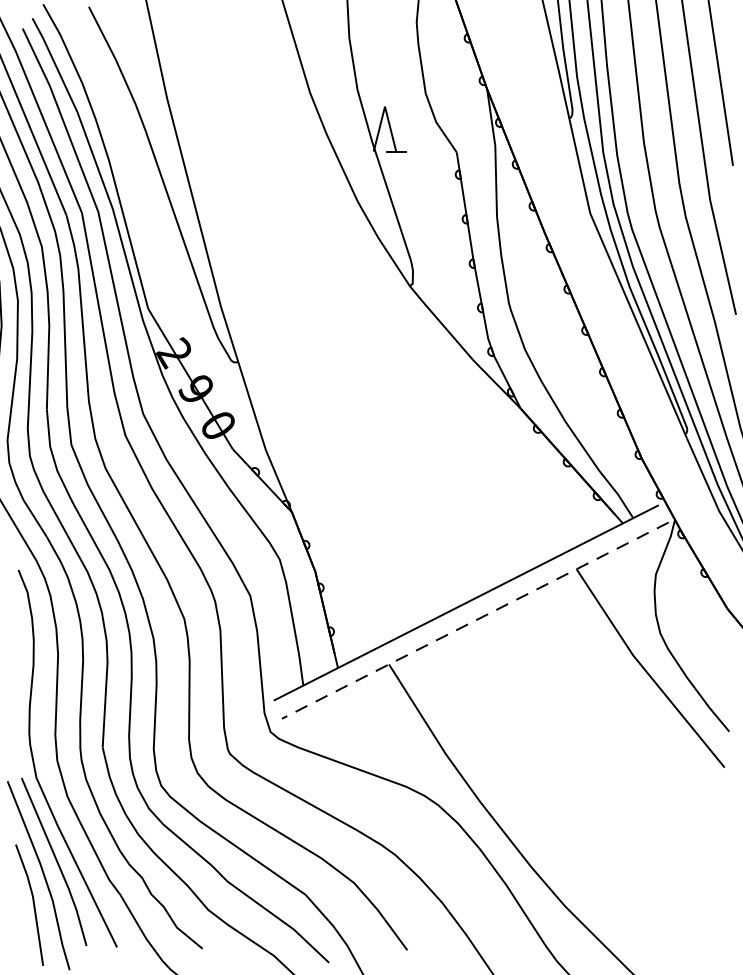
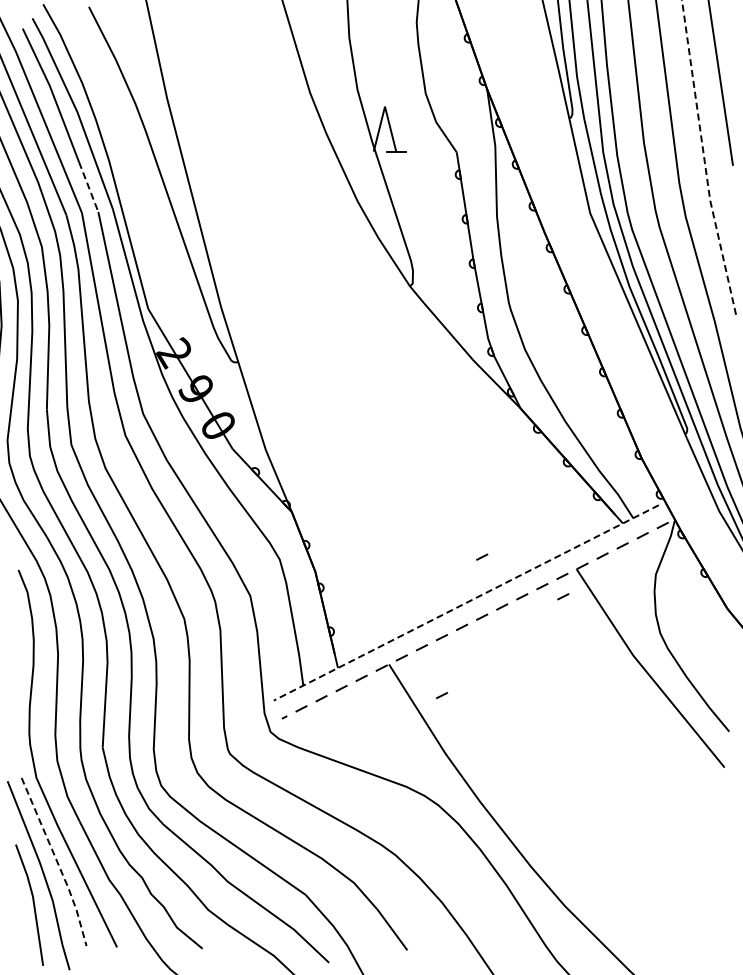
line: solid -> dashed (704, 158)
line: solid -> dashed (88, 187)
line: none -> present (482, 556)
line: none -> present (563, 596)
line: solid -> dashed (466, 602)
line: none -> present (442, 695)
line: solid -> dashed (57, 862)
